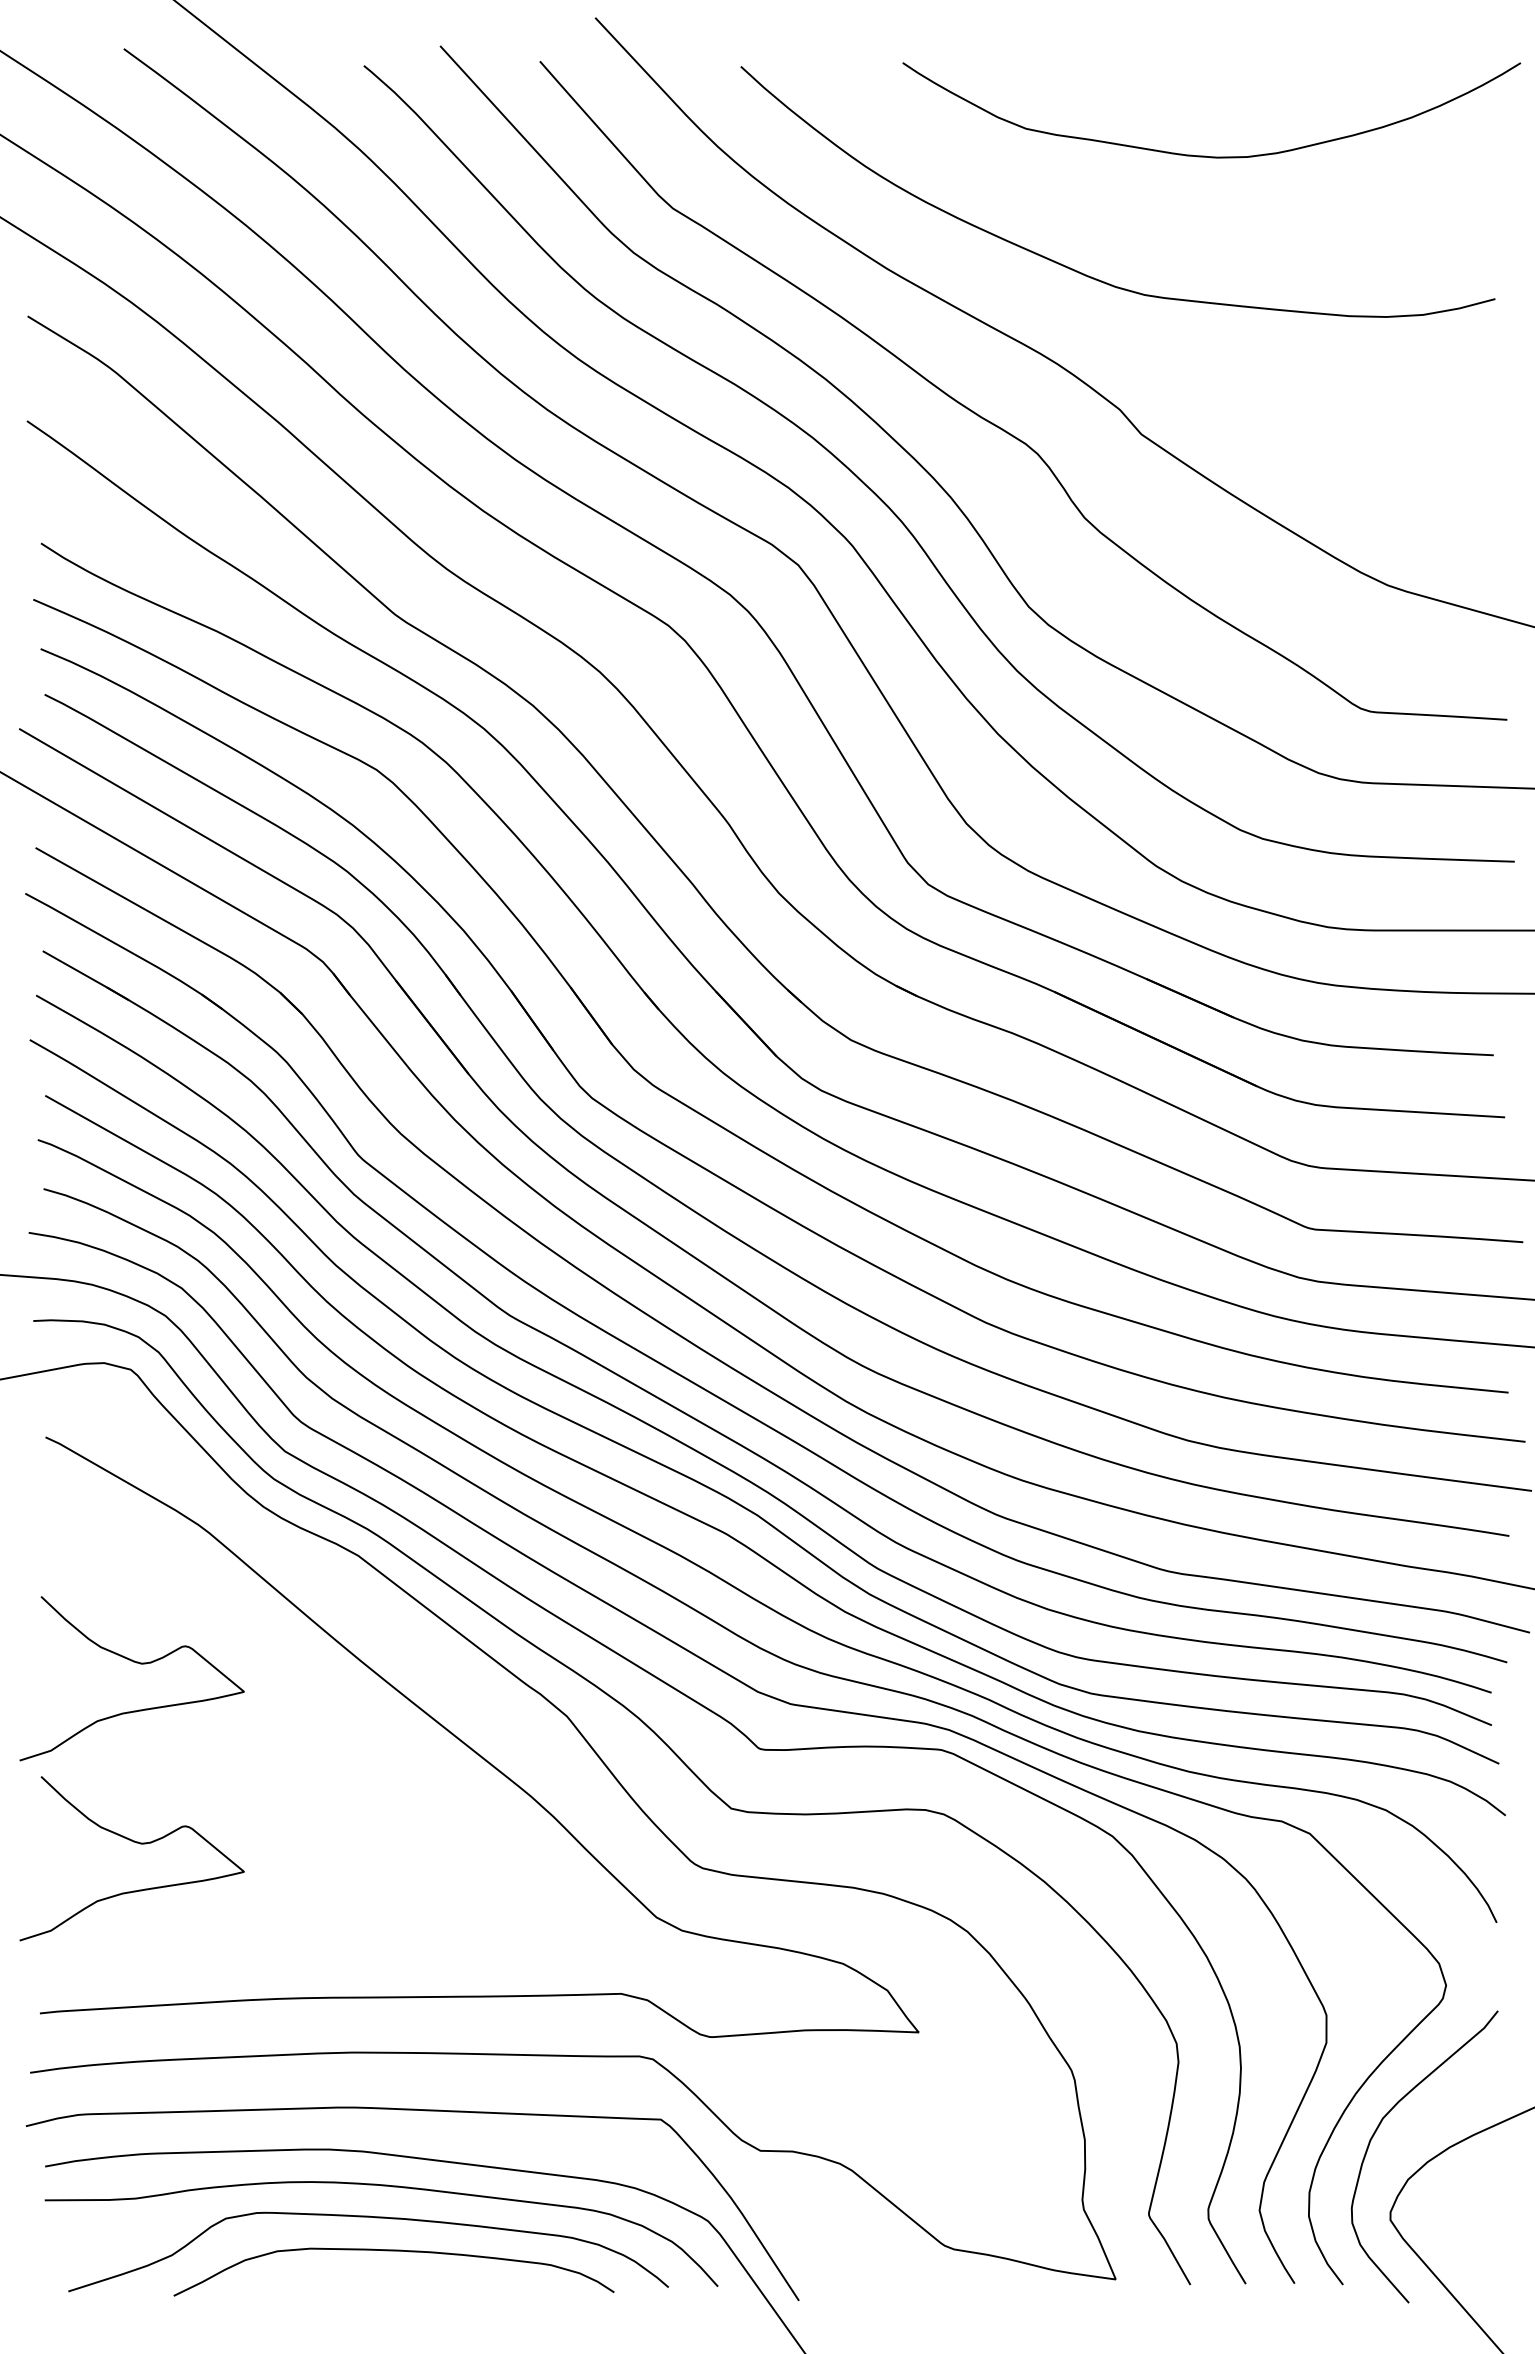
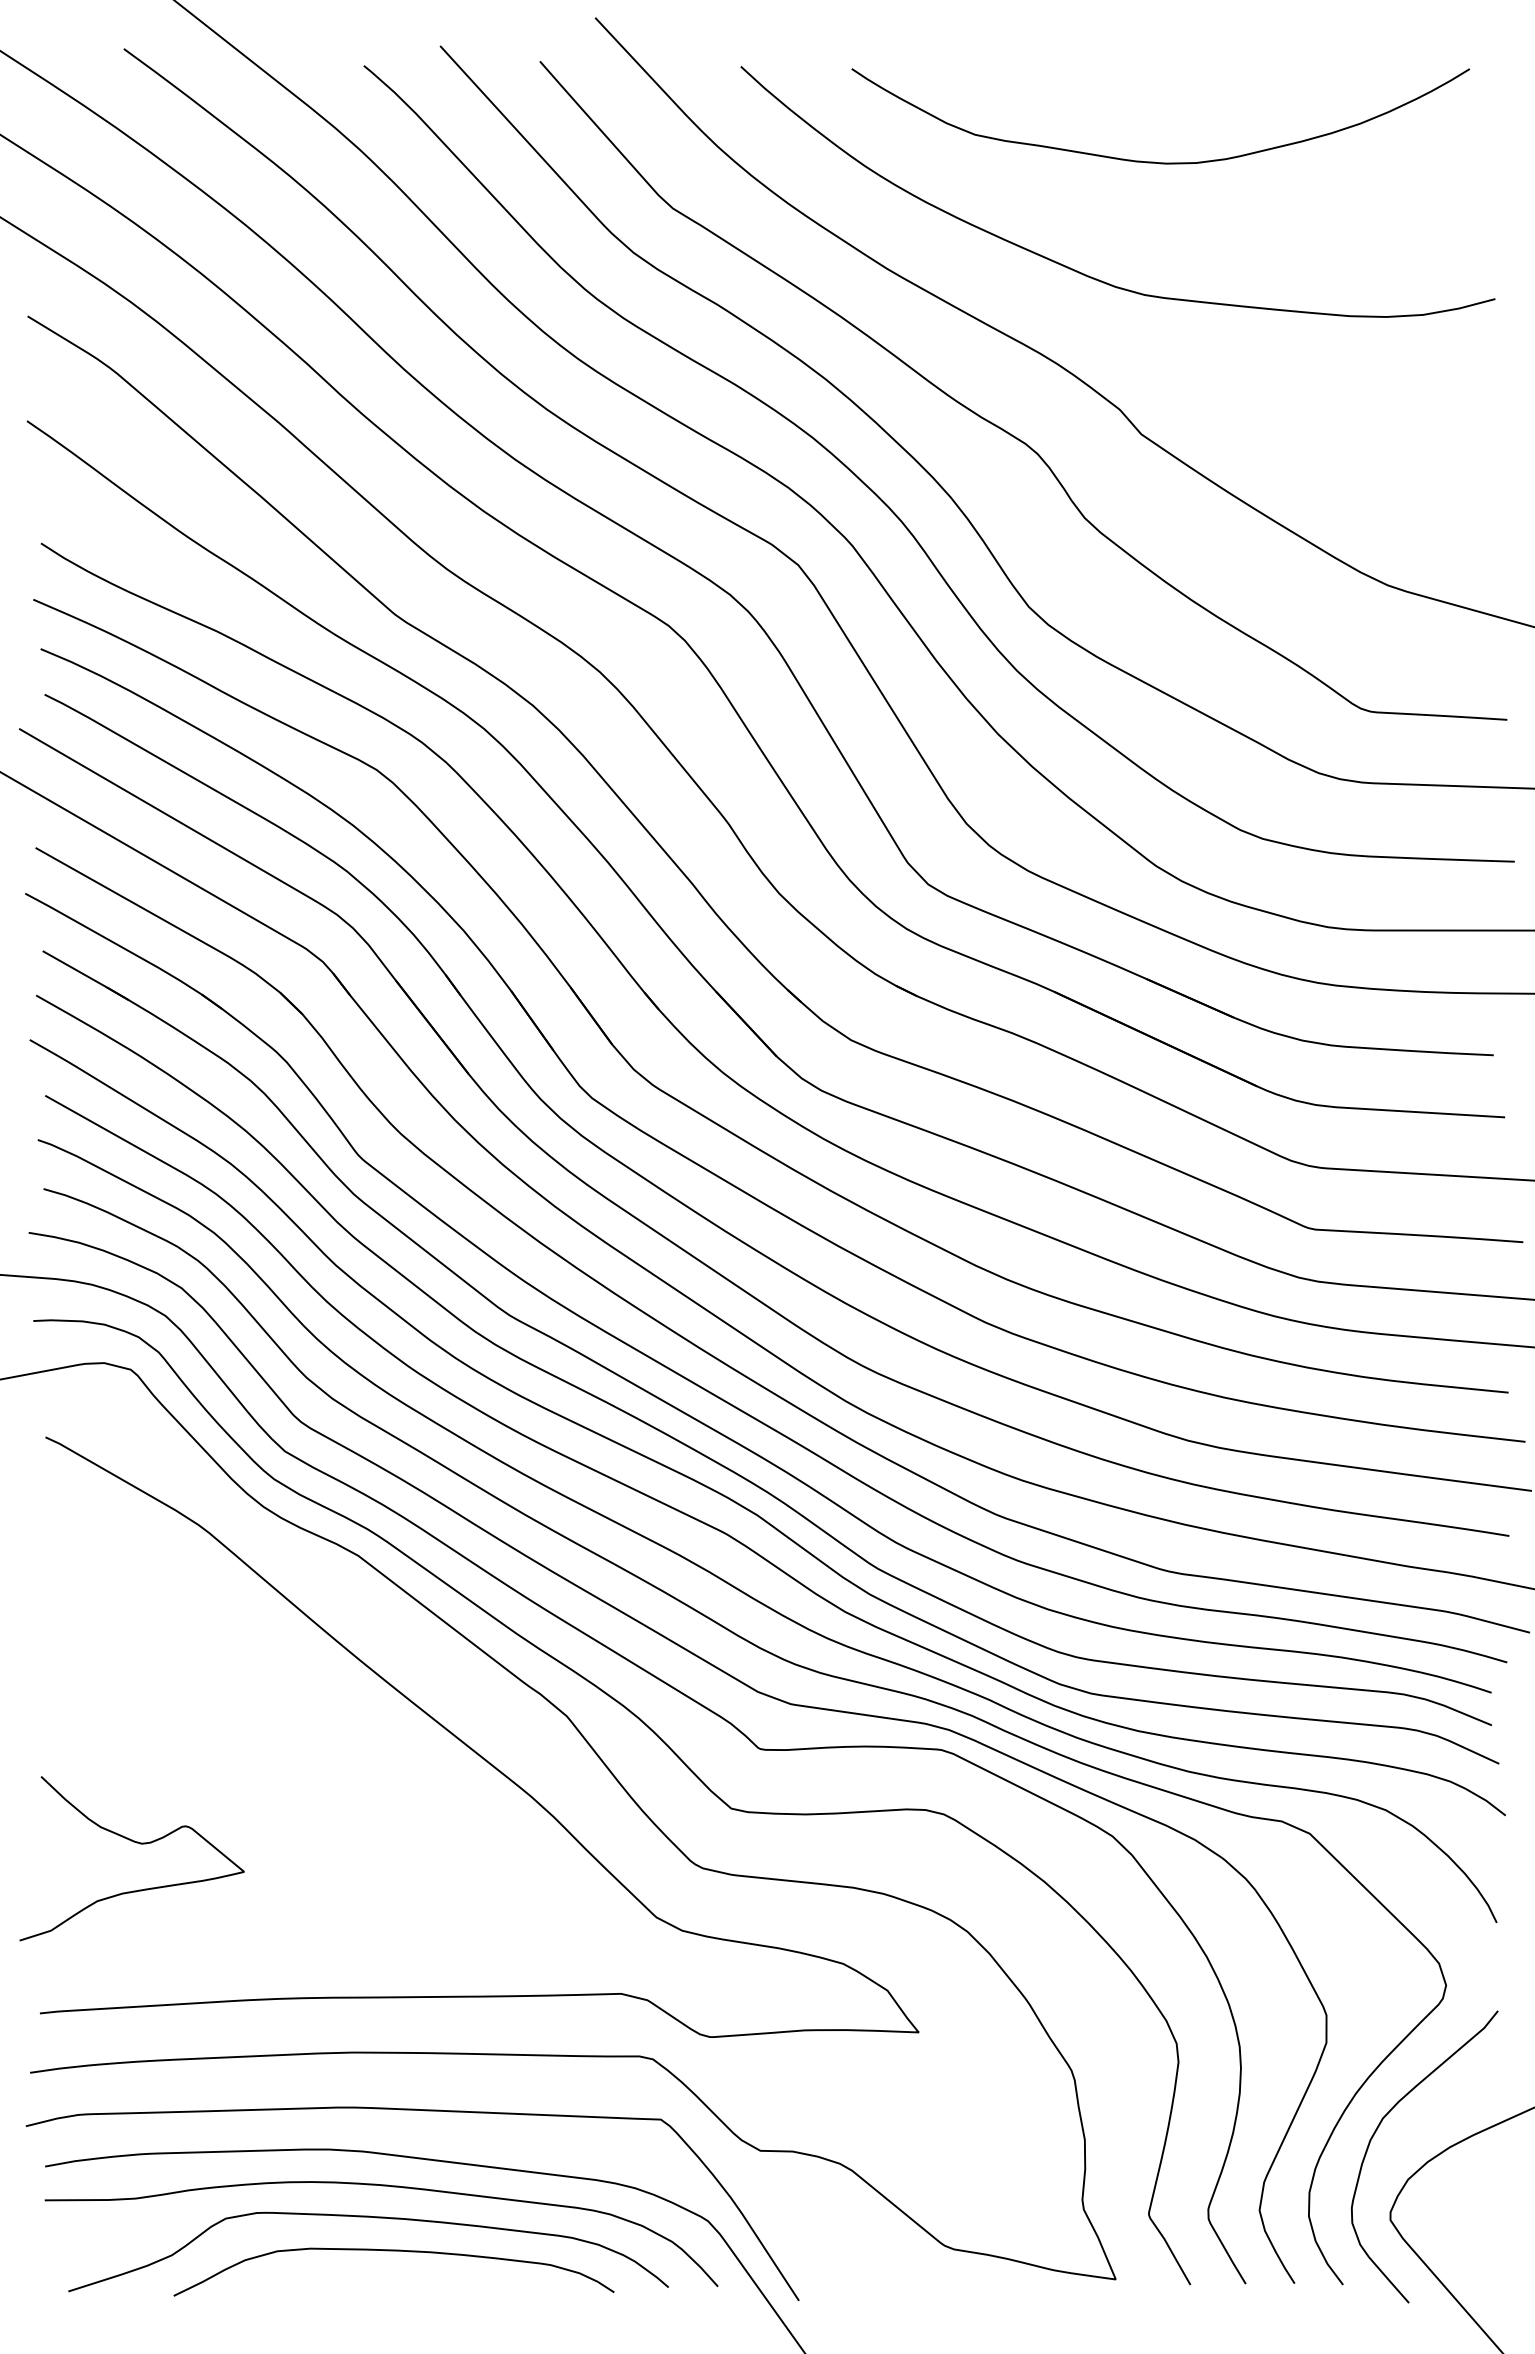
curve position: (1205, 155) -> (1154, 161) (1154, 161)
curve: present -> none (136, 1663)
